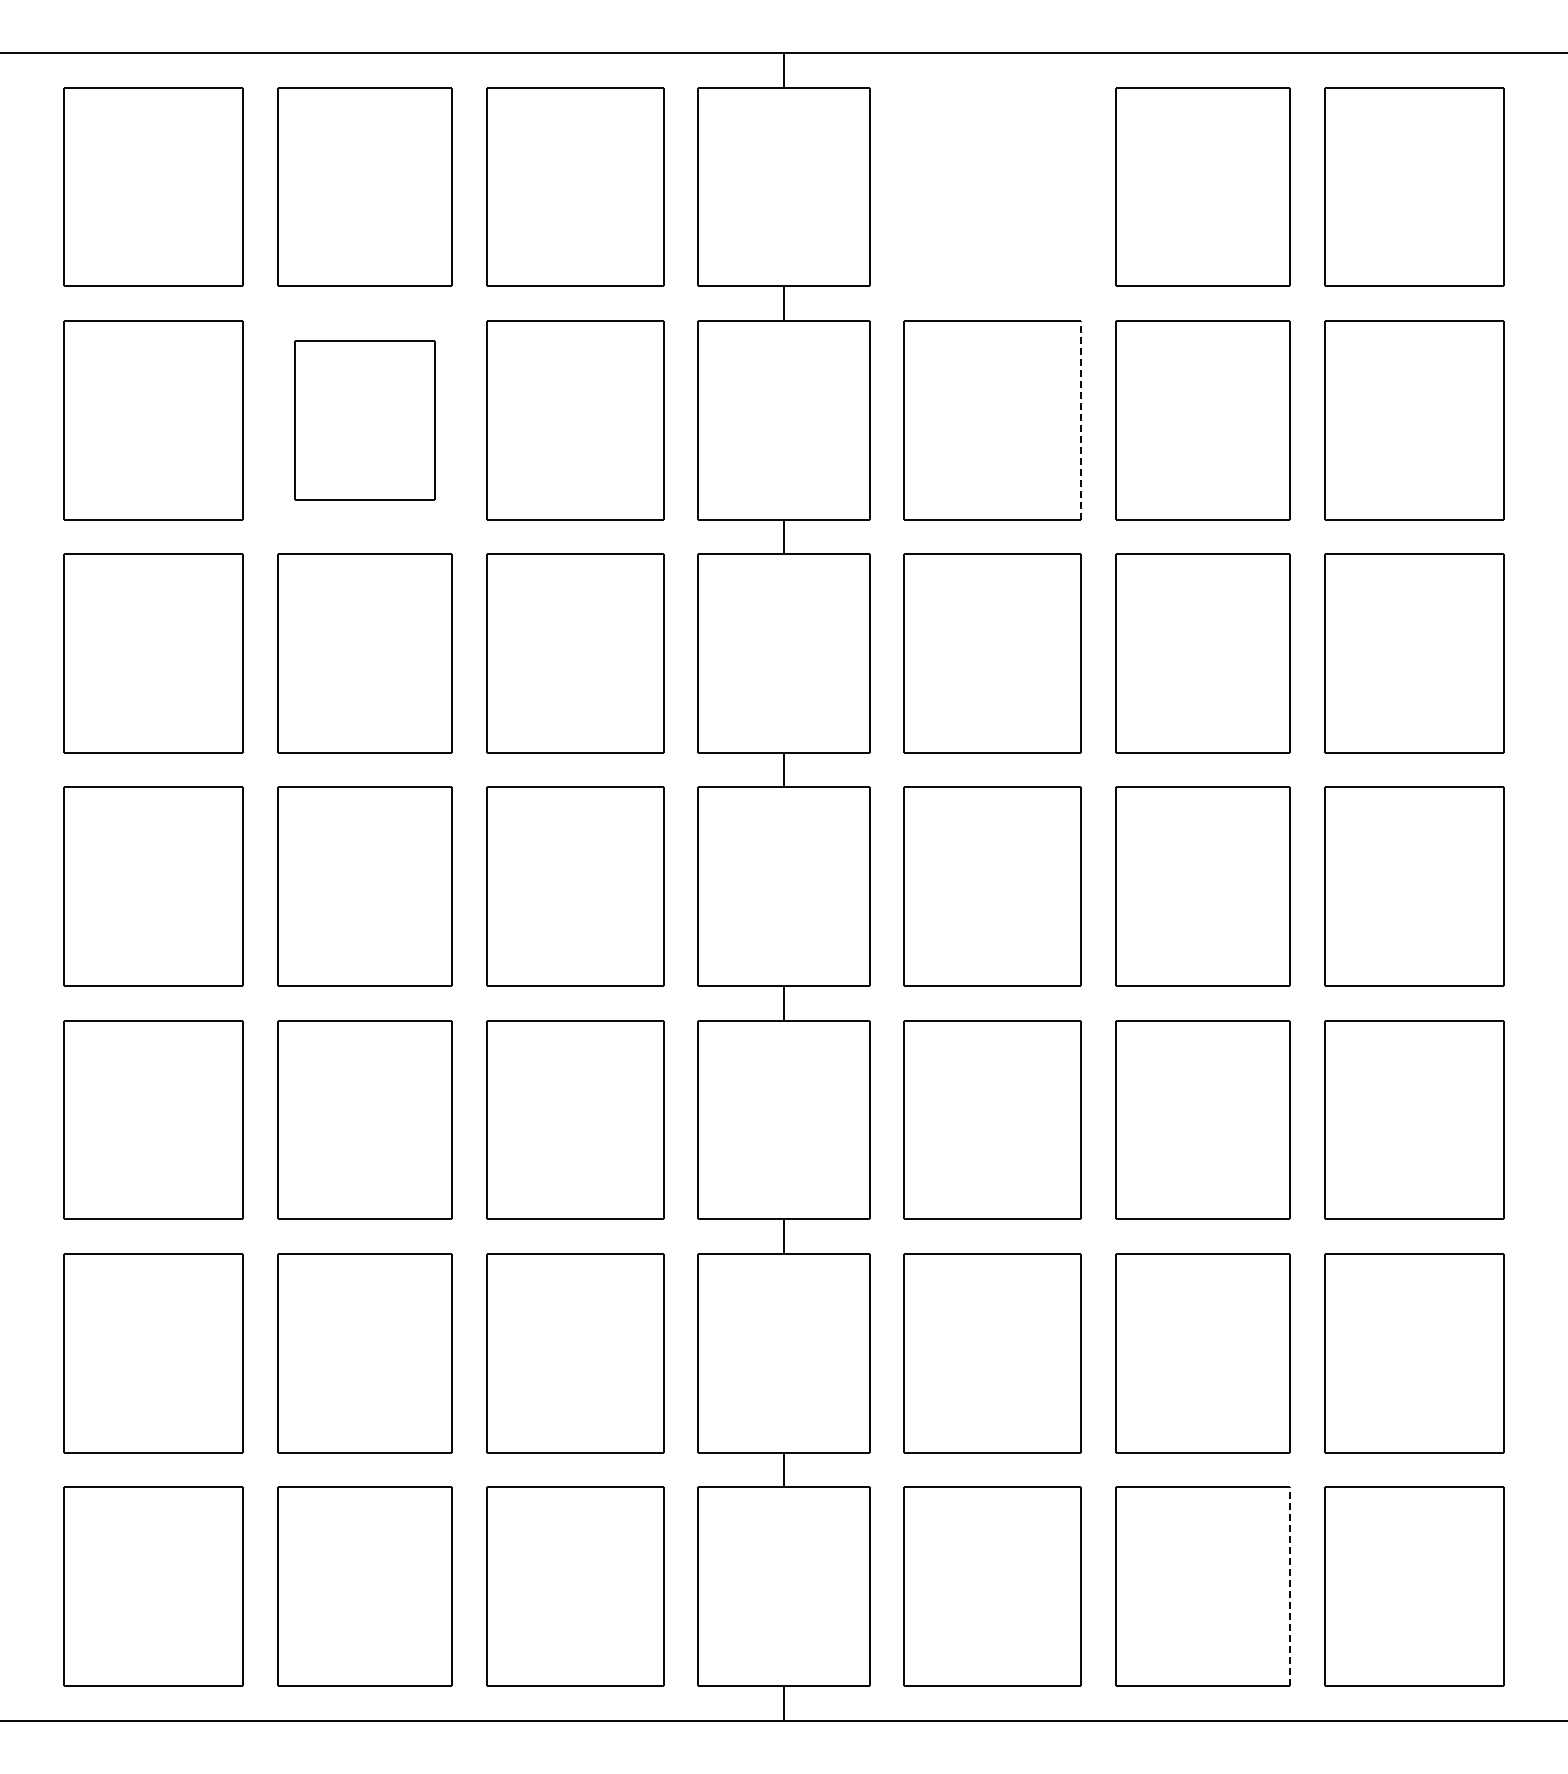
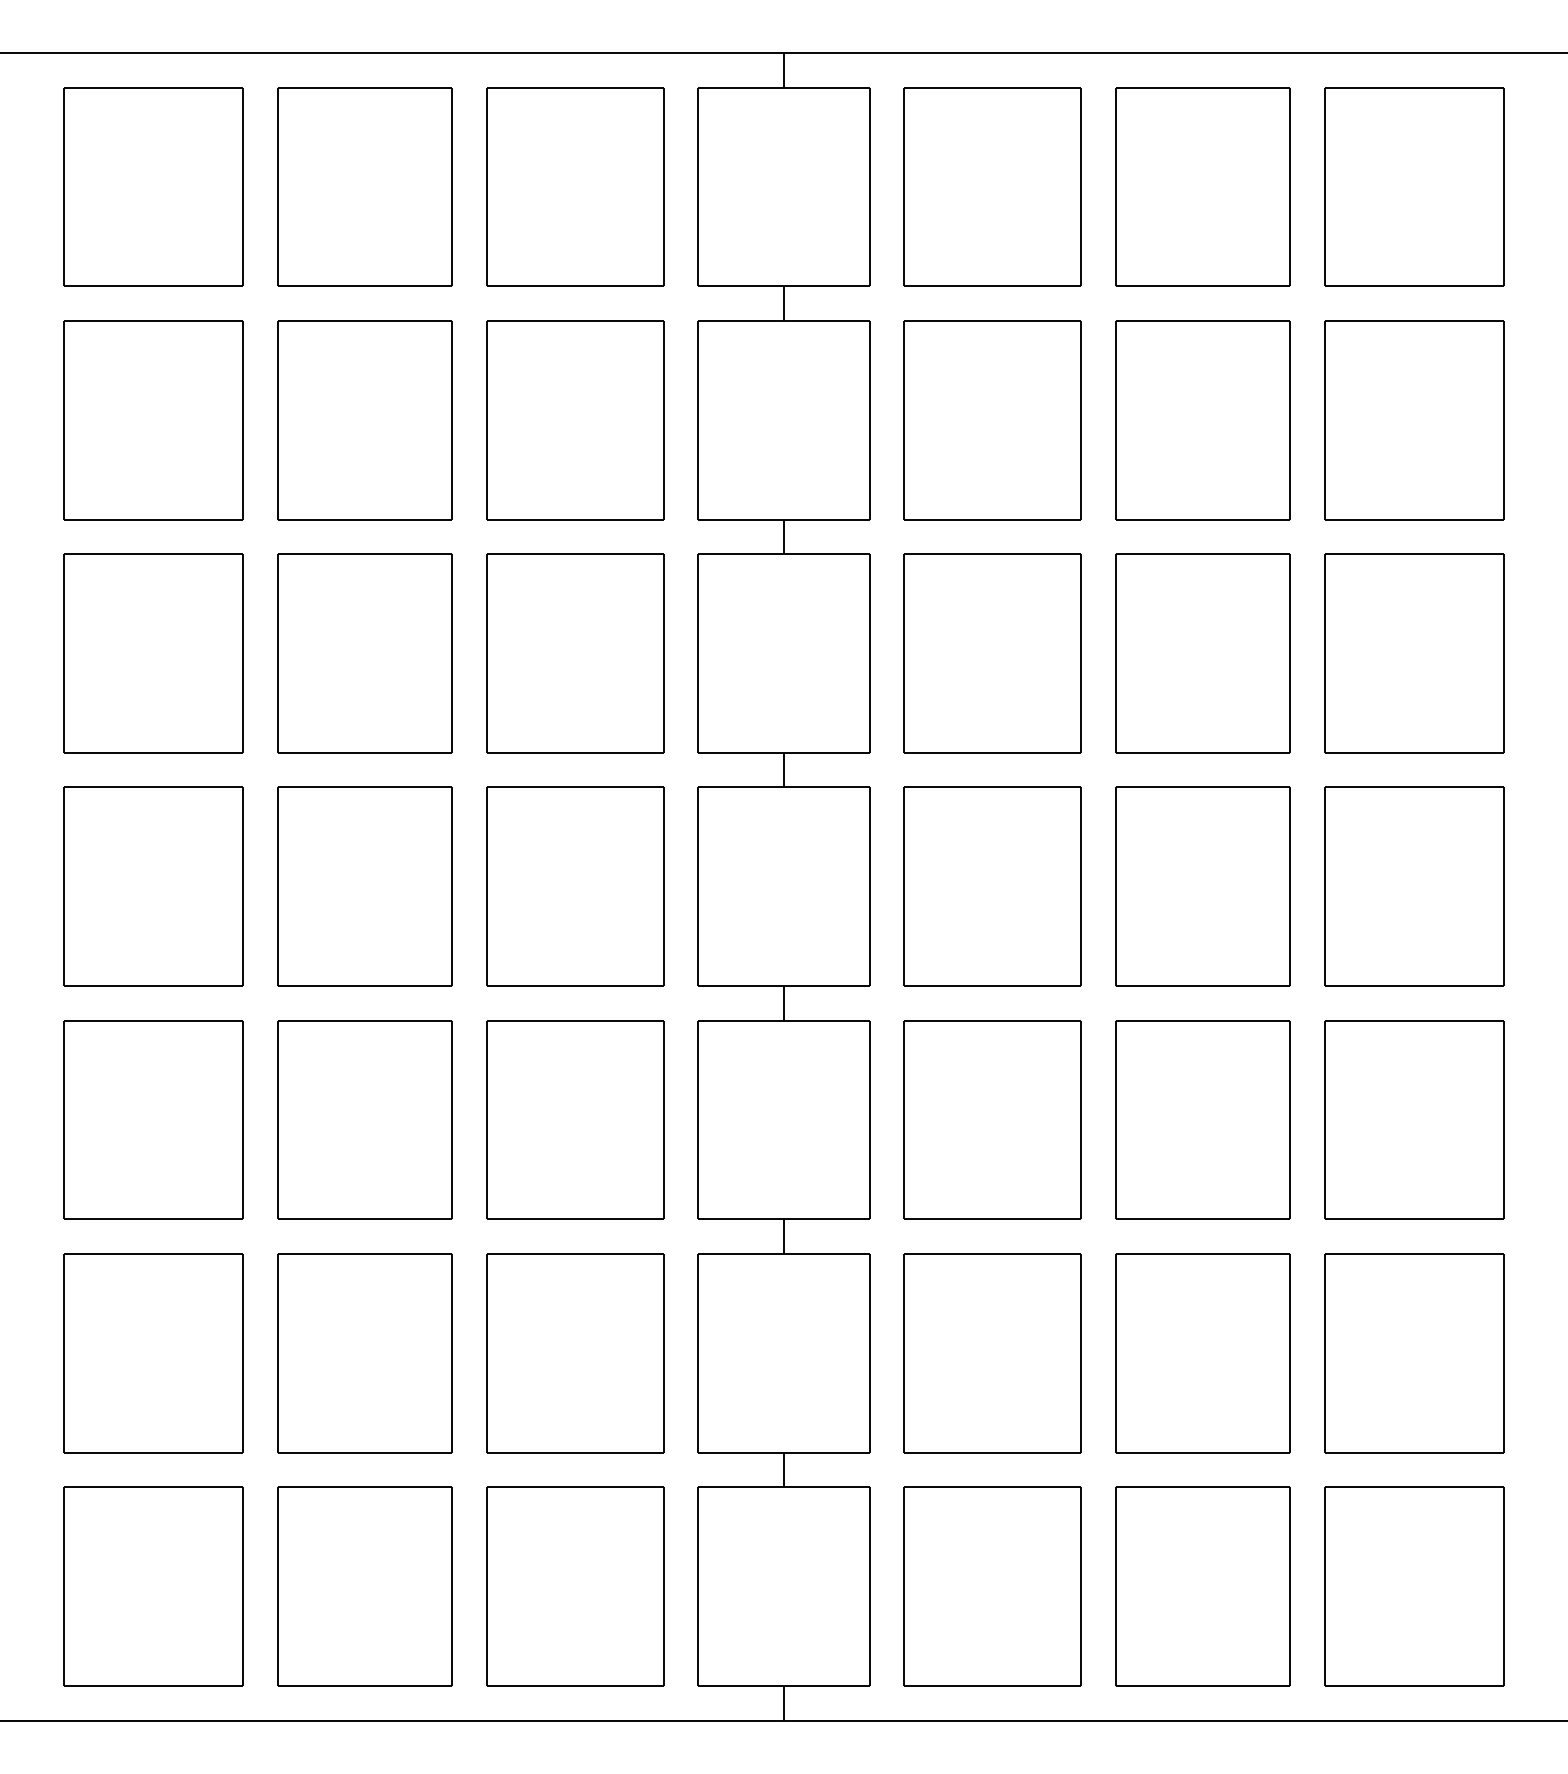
part: none -> present (992, 186)
line: dashed -> solid (1081, 419)
part size: 142x161 px -> 176x201 px (364, 420)
line: dashed -> solid (1290, 1586)
